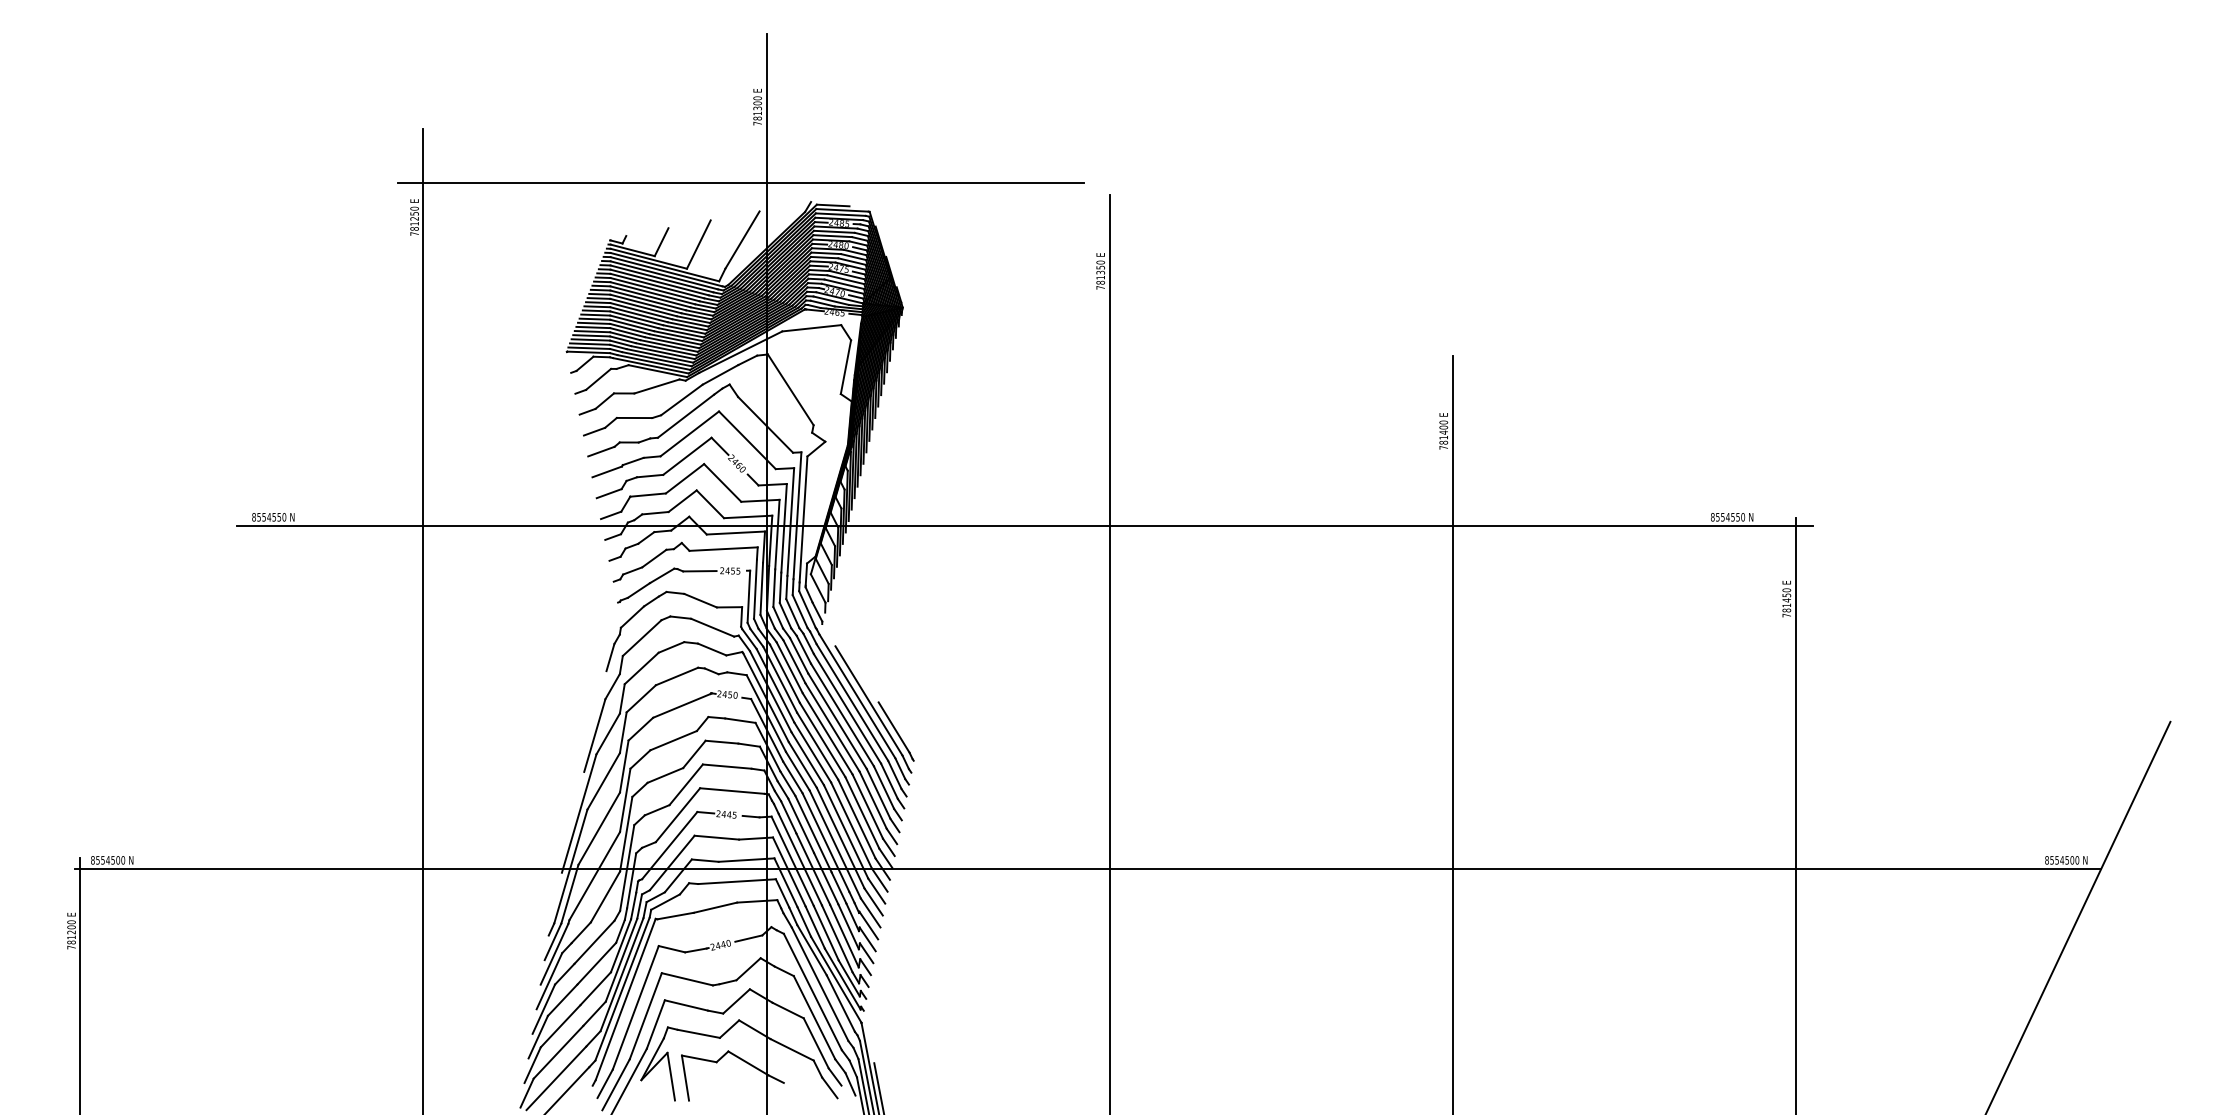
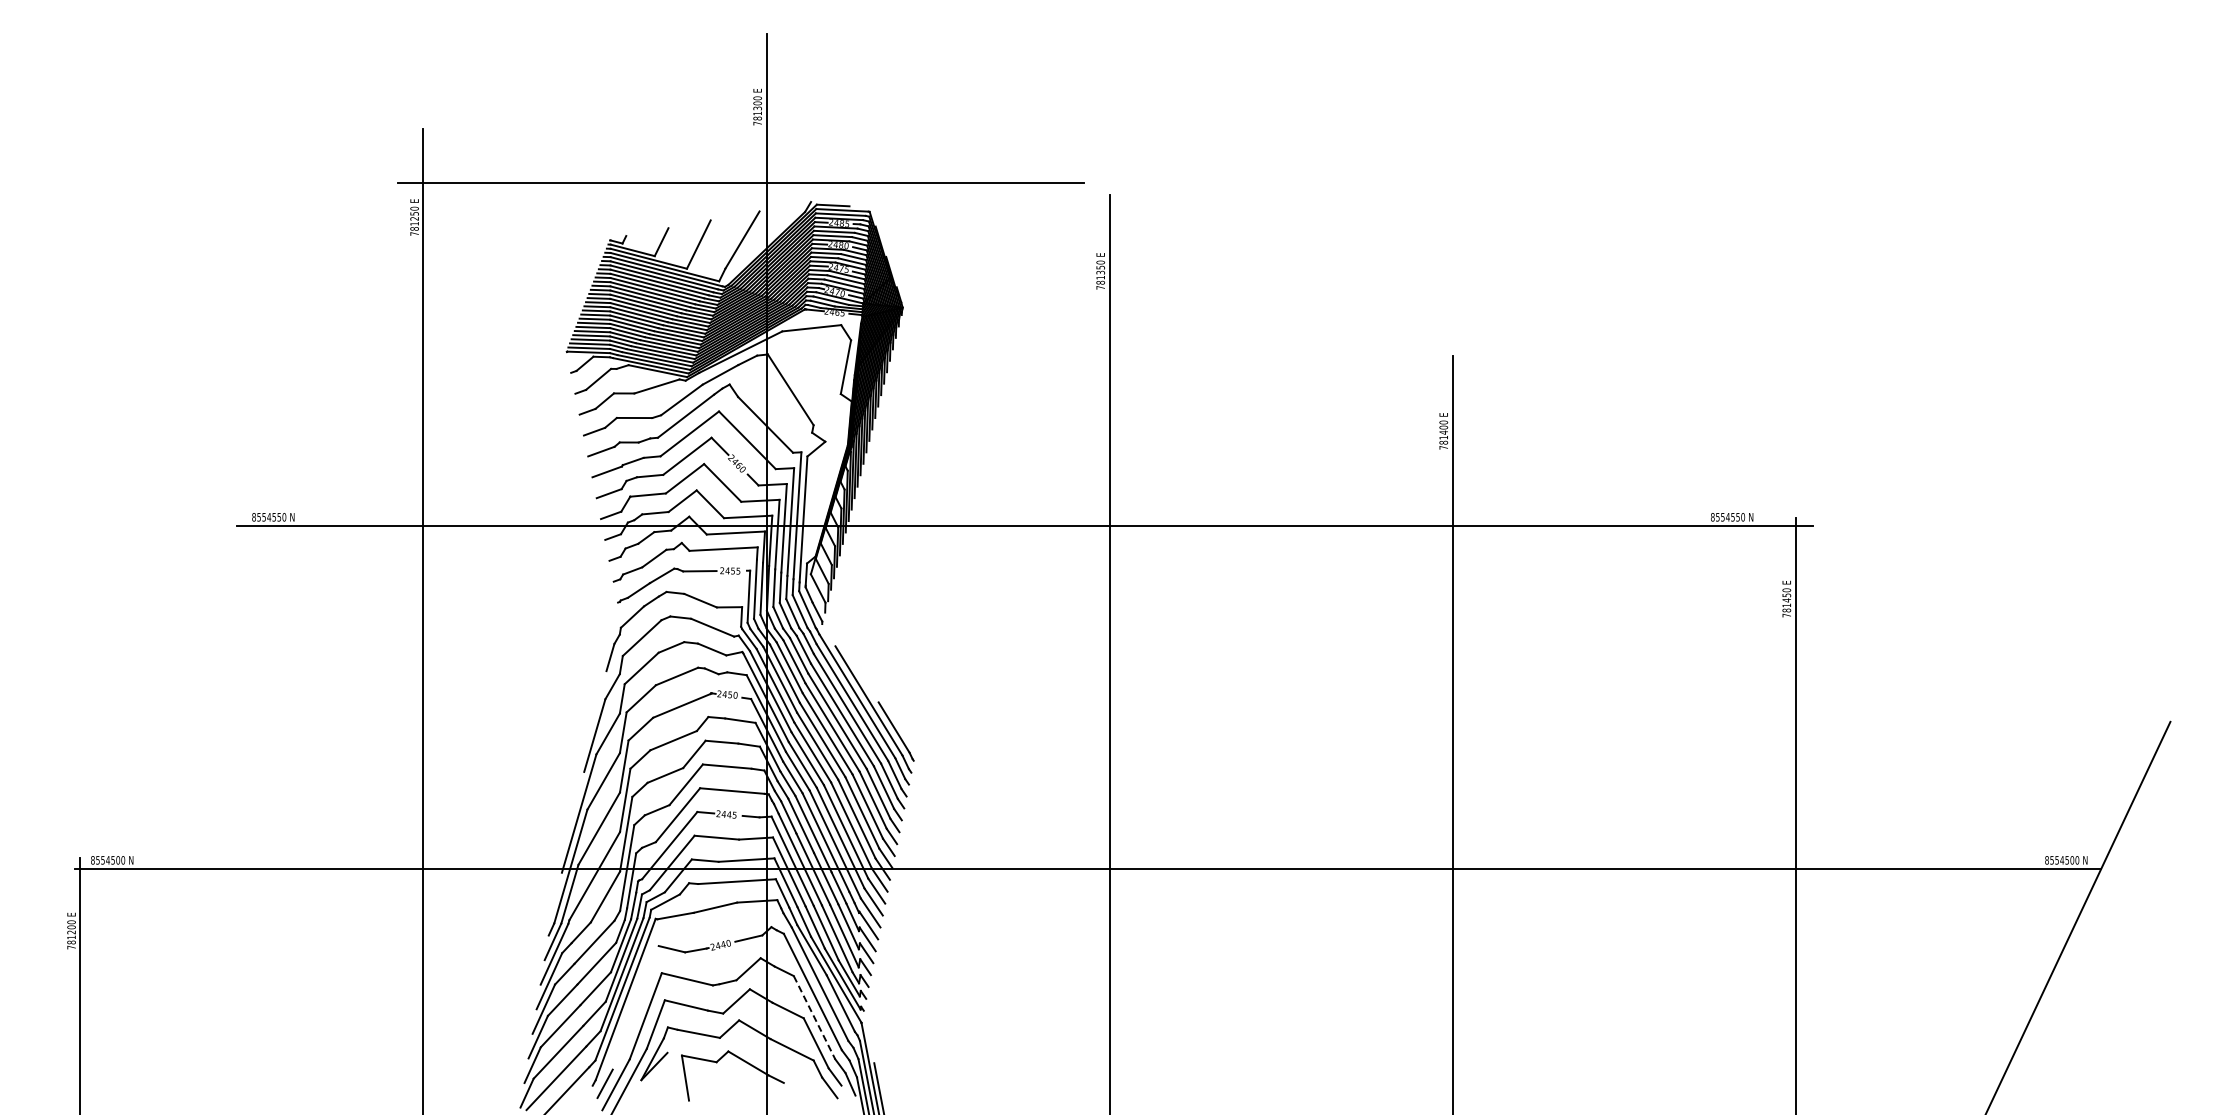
line: present -> none (635, 1007)
line: solid -> dashed (814, 1018)
line: present -> none (671, 1076)
